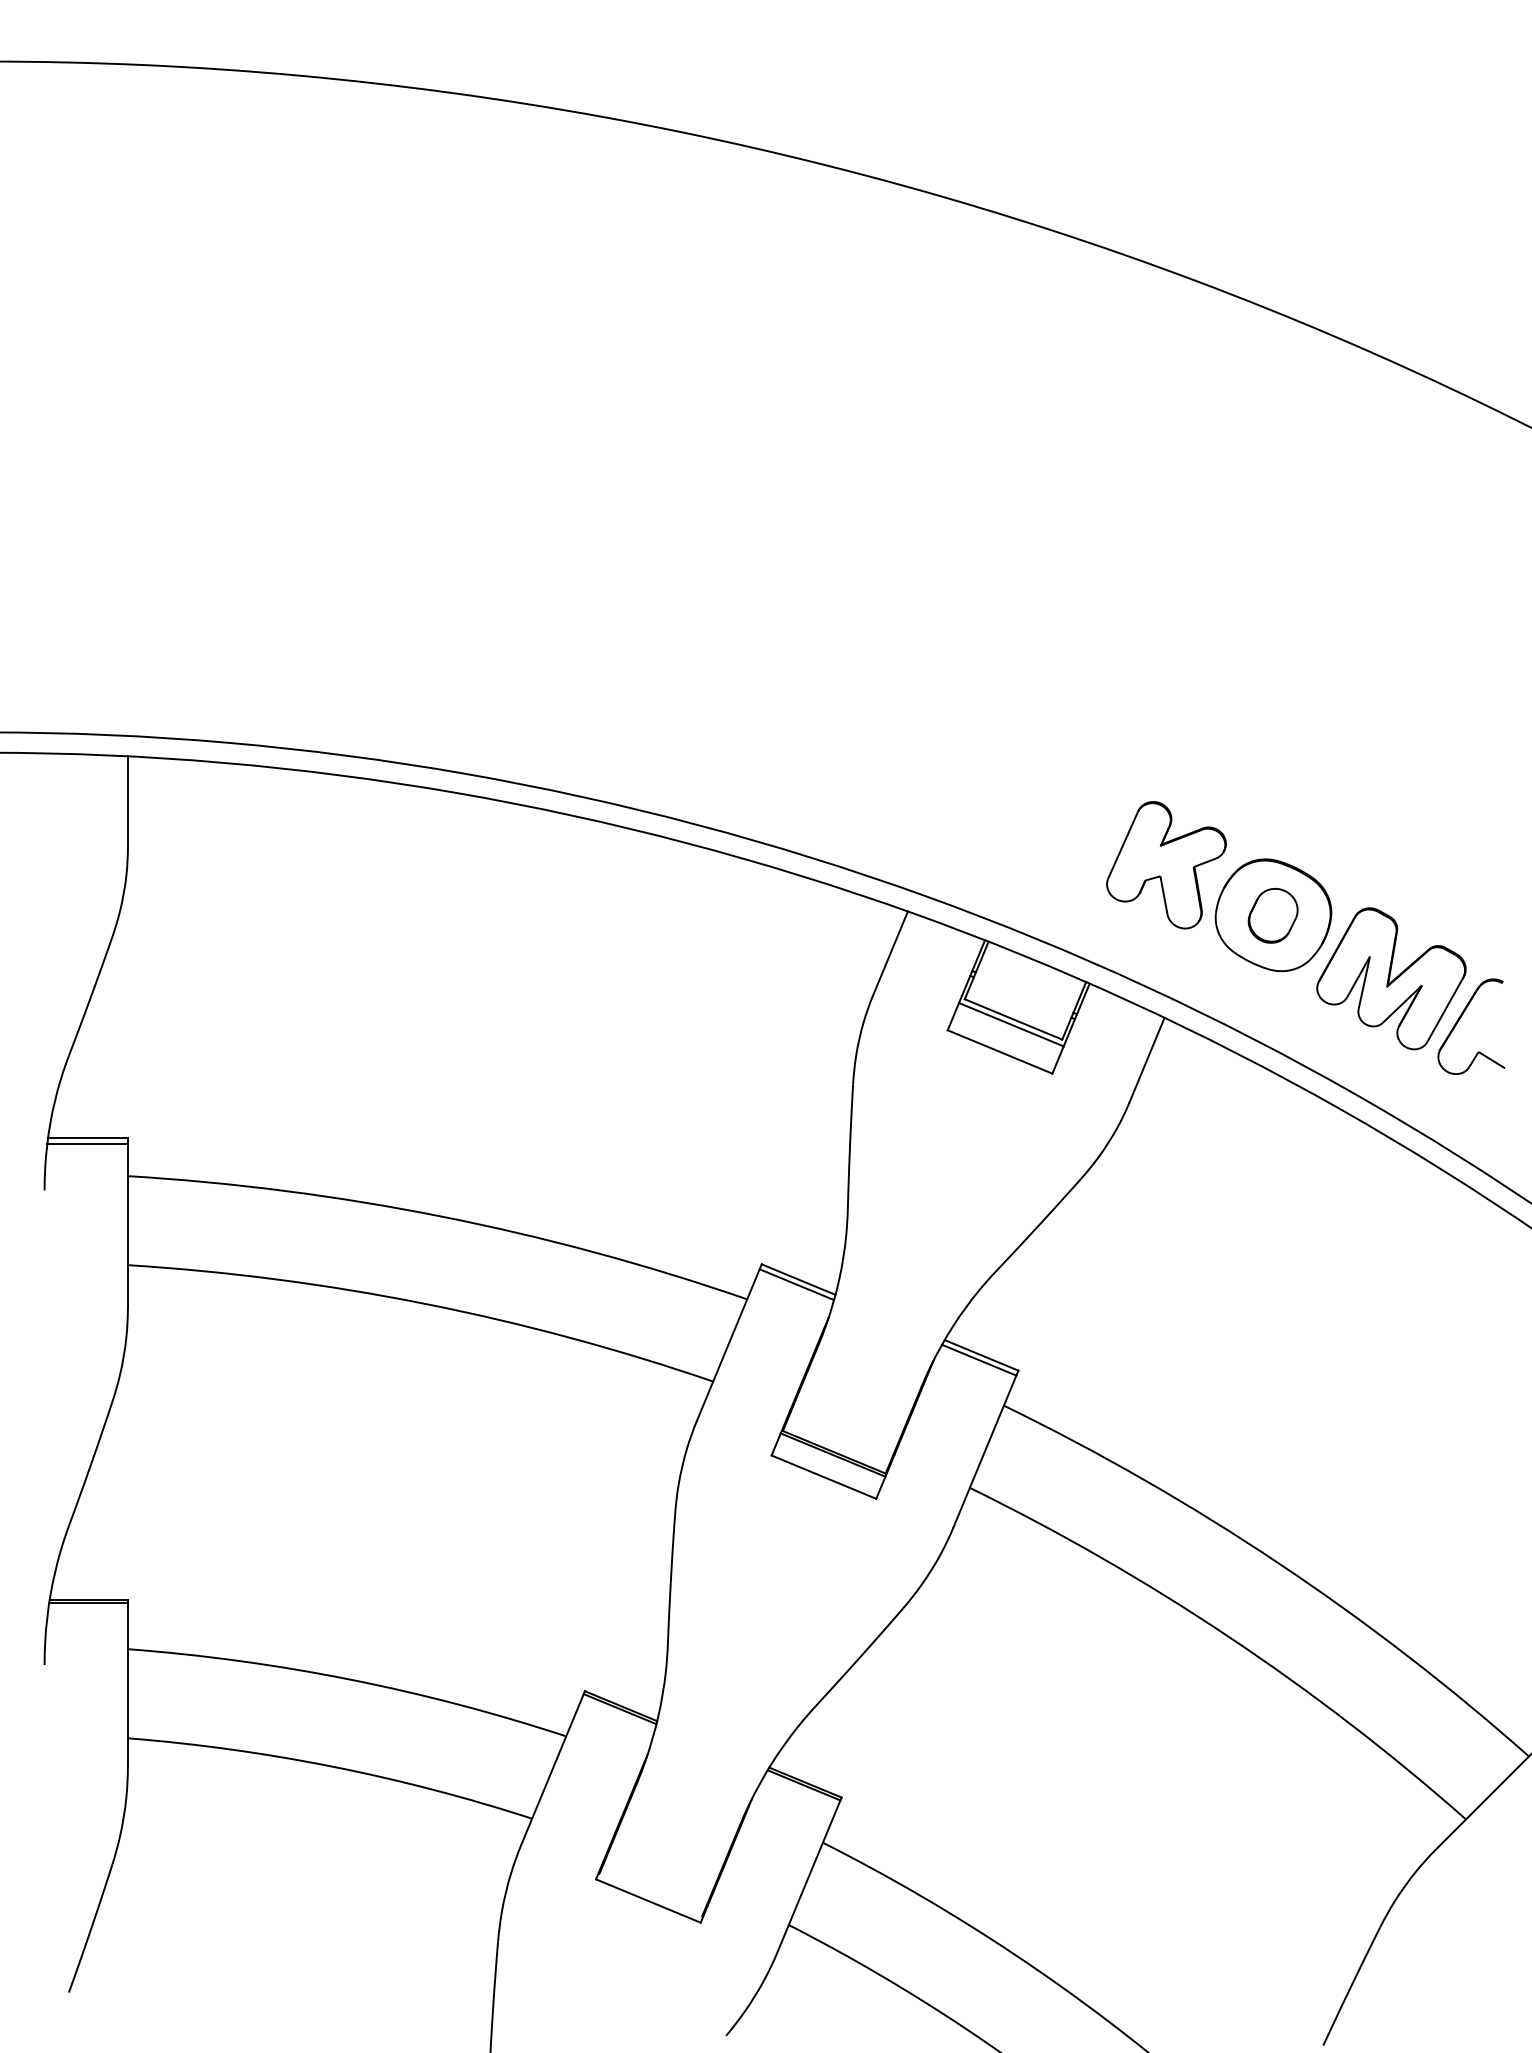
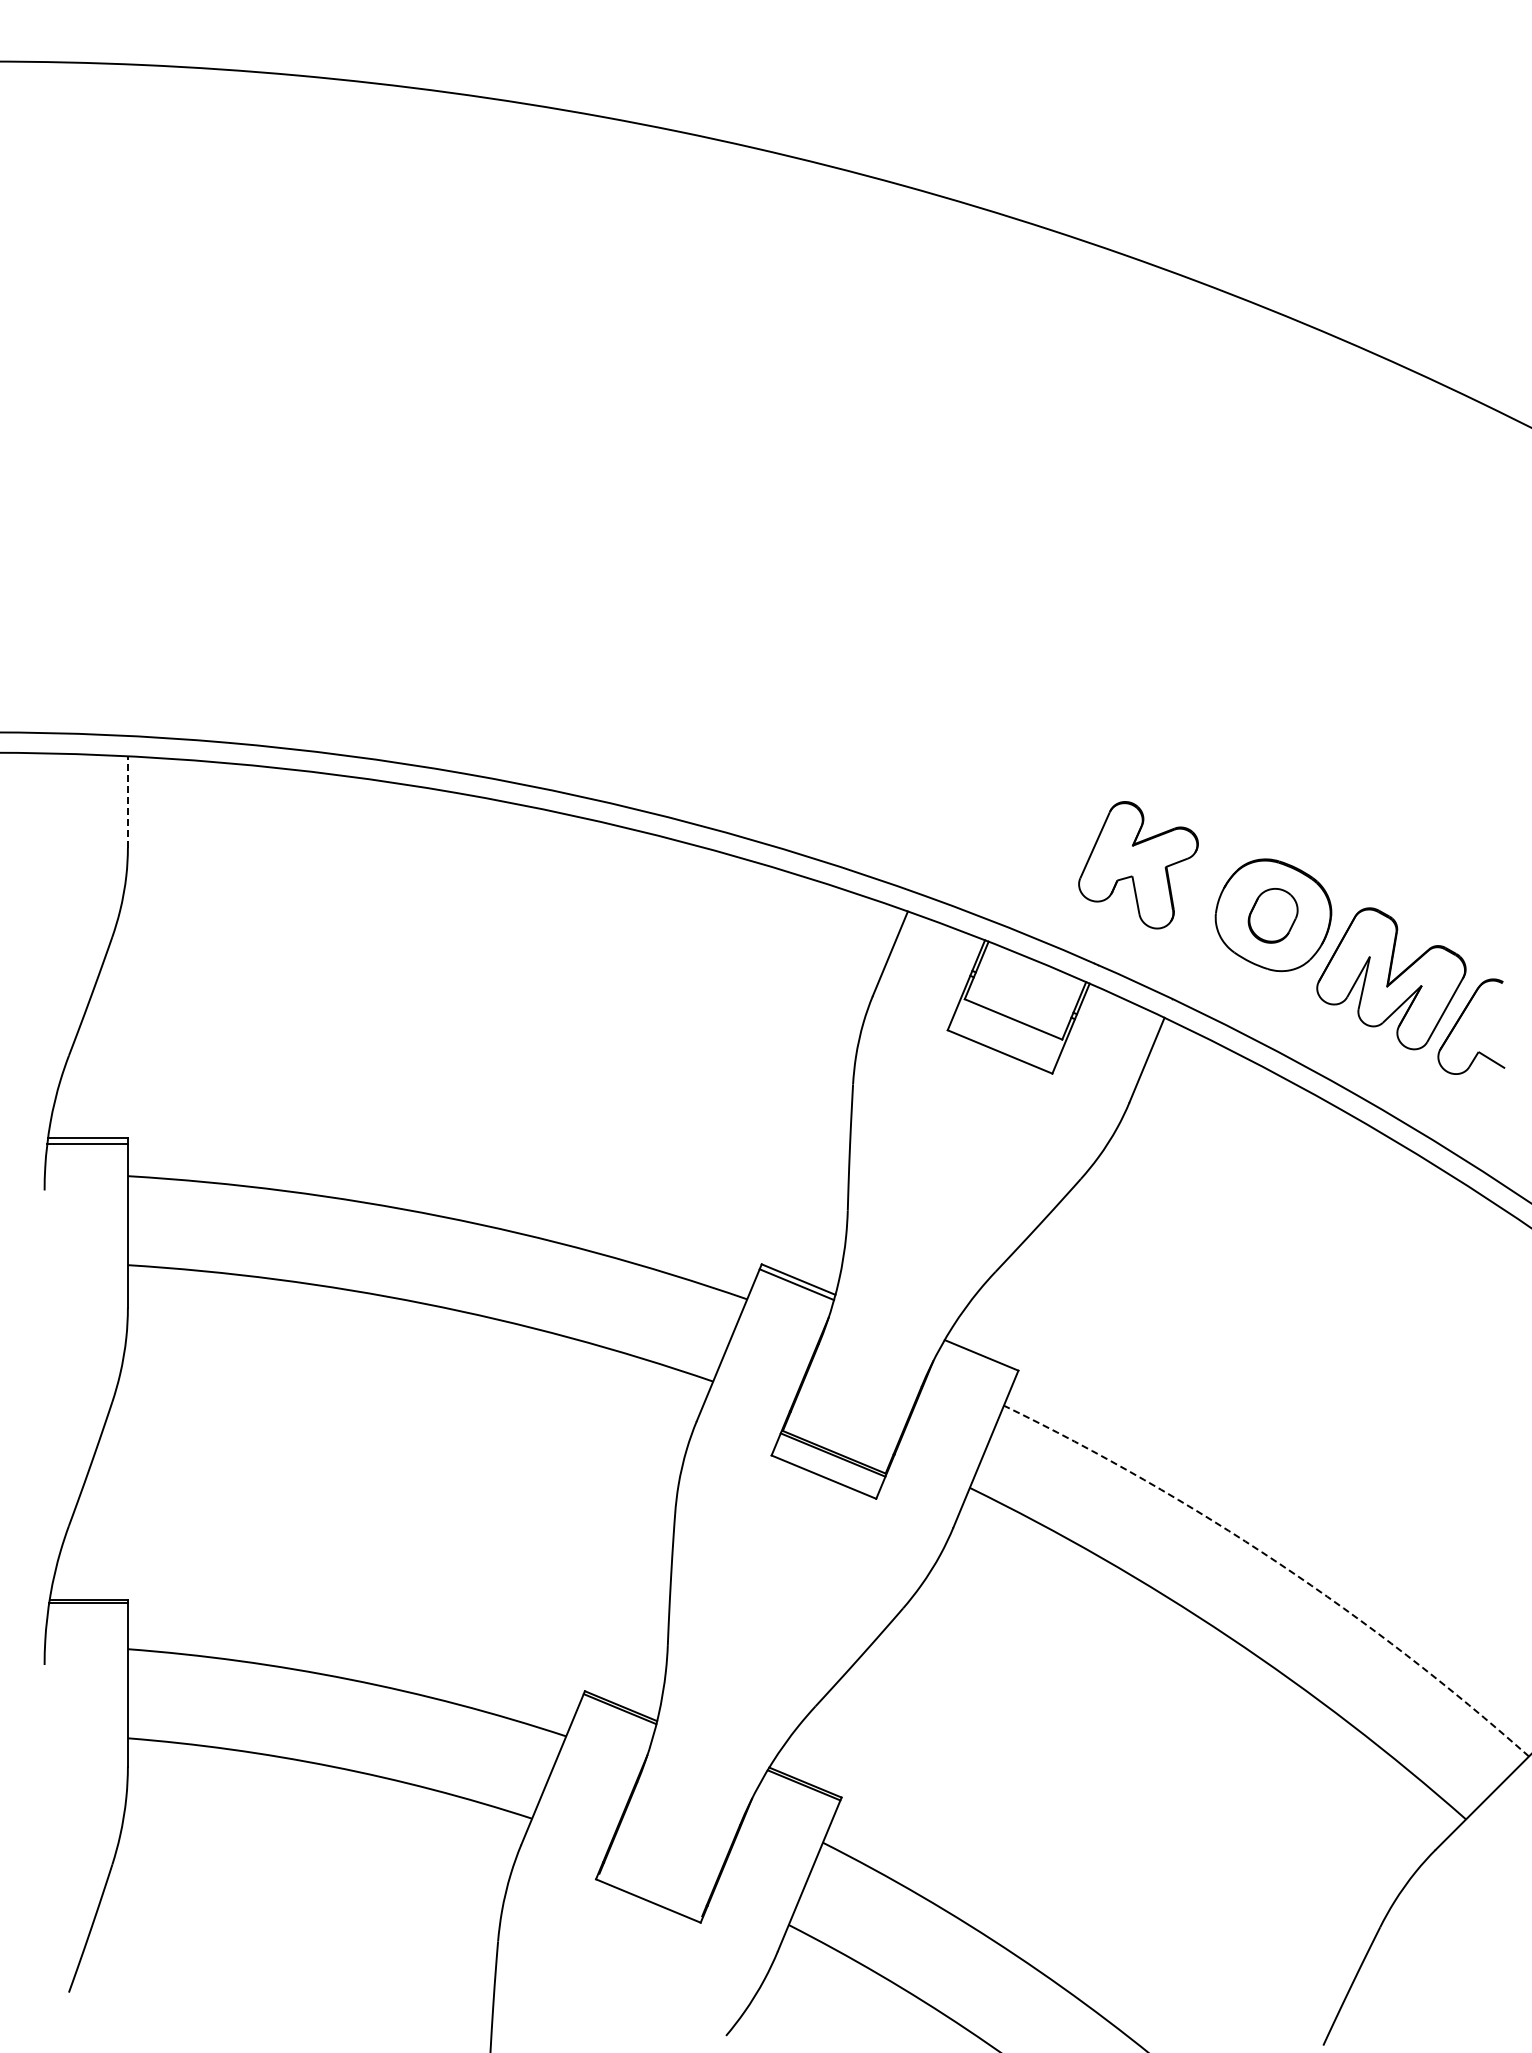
line: solid -> dashed (127, 802)
part position: (1166, 865) -> (1138, 865) (1138, 865)
line: present -> none (1011, 1024)
line: present -> none (979, 1359)
arc: solid -> dashed (1278, 1563)
